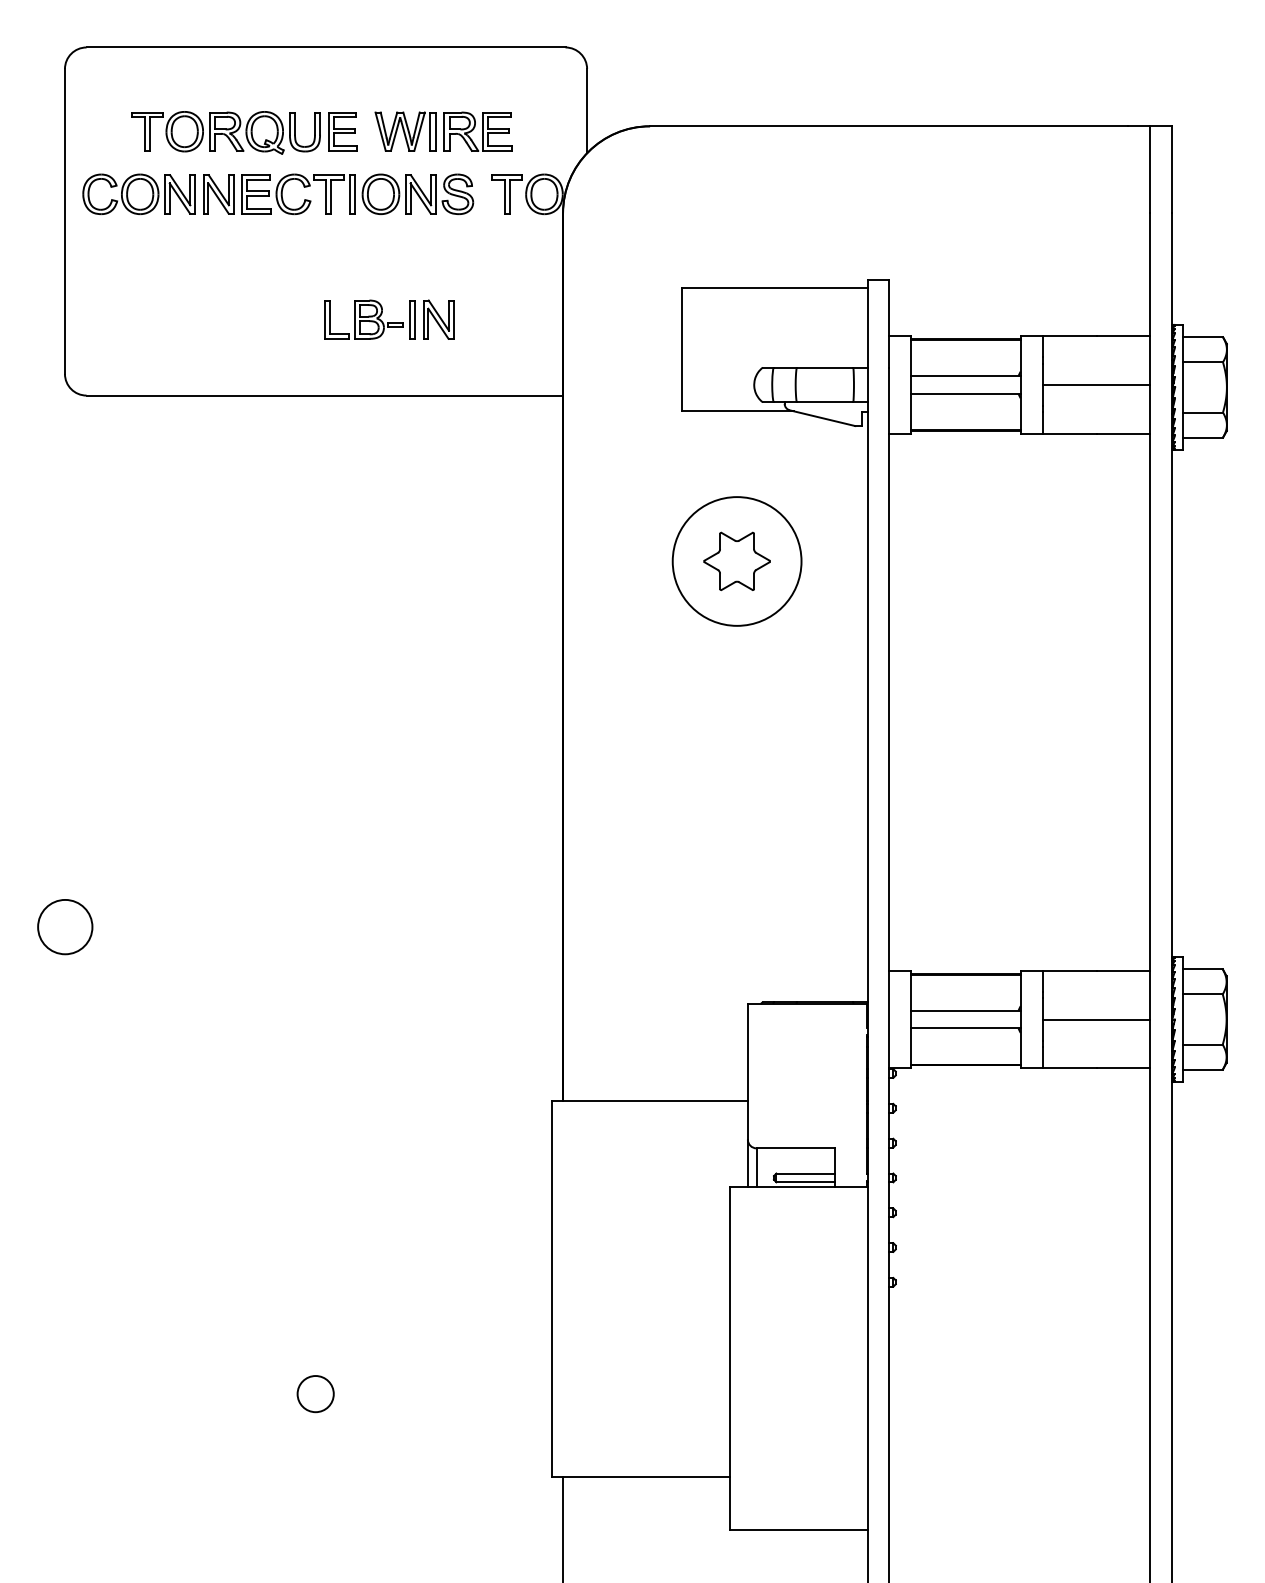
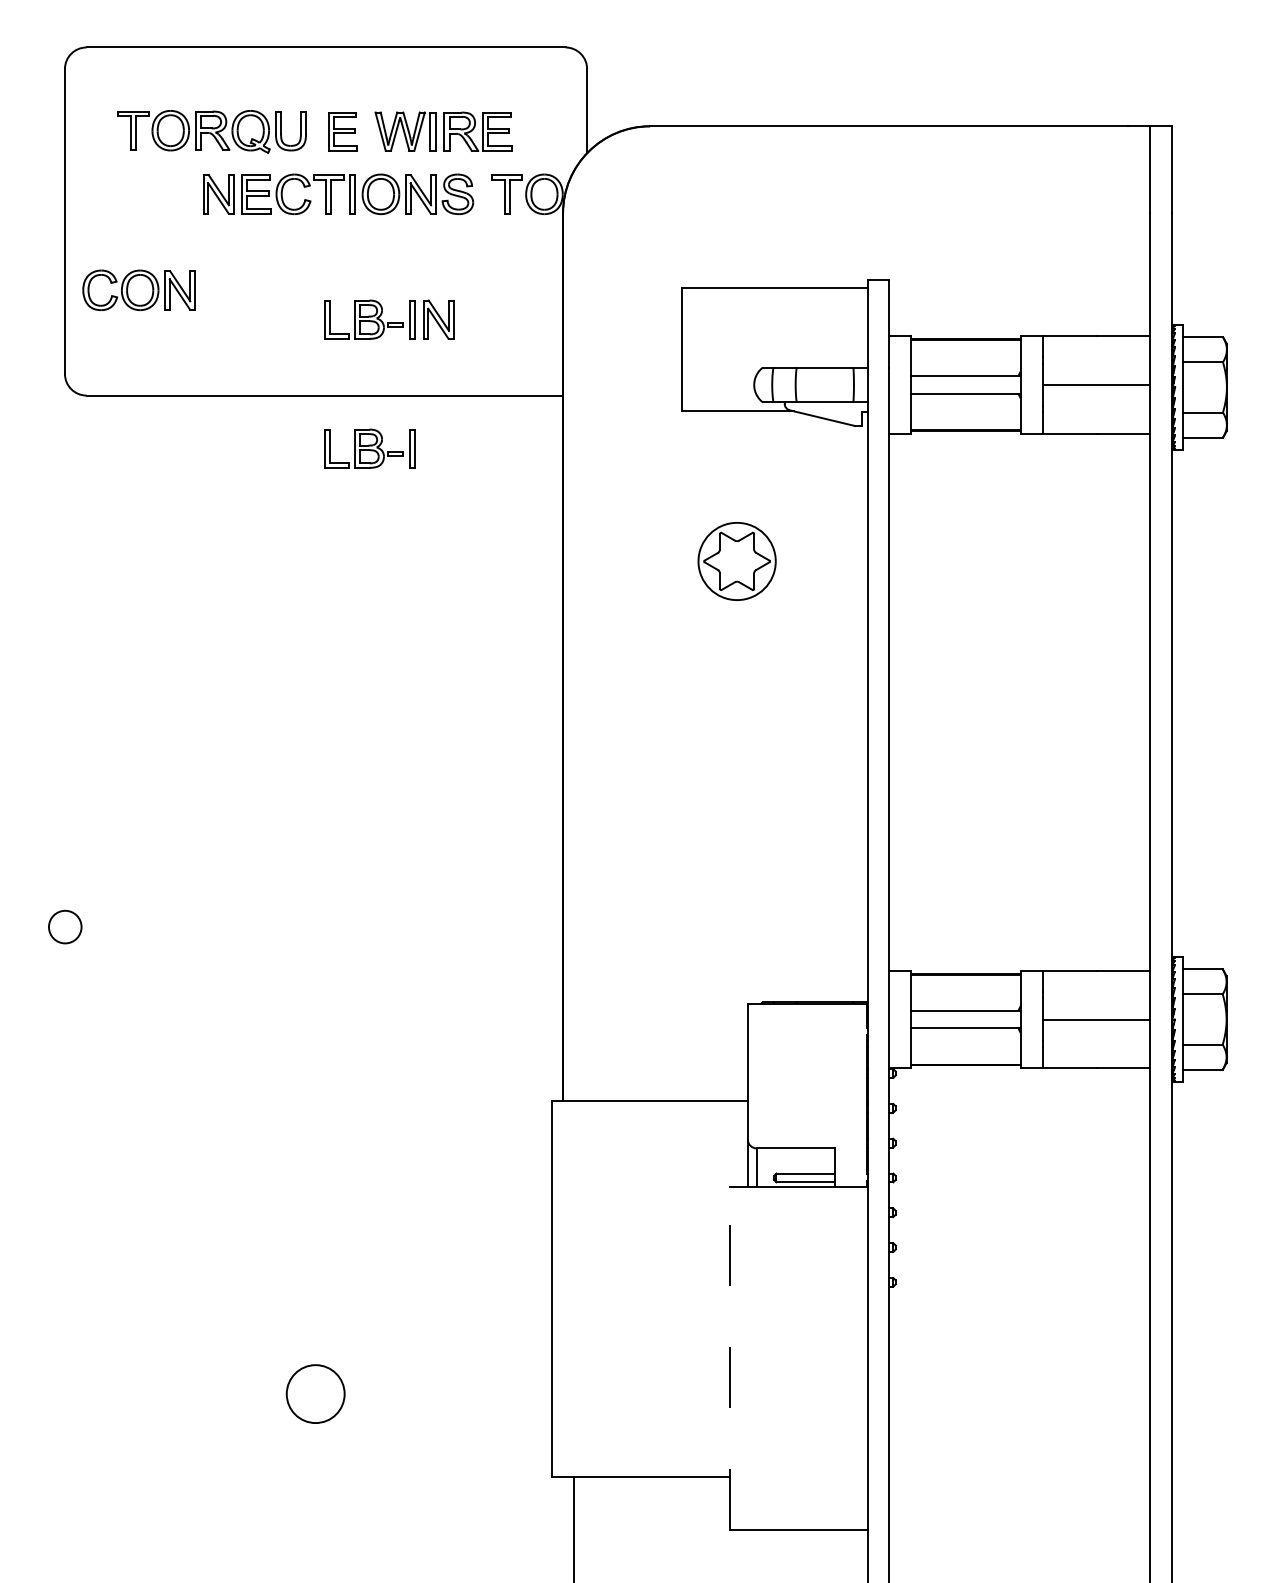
part position: (225, 132) -> (211, 131) (211, 131)
part position: (138, 193) -> (138, 289) (138, 289)
part: none -> present (369, 448)
circle diameter: 129 px -> 77 px (736, 561)
circle diameter: 54 px -> 33 px (64, 926)
line: solid -> dashed (730, 1357)
circle diameter: 36 px -> 58 px (315, 1394)
line position: (563, 1527) -> (574, 1527) (574, 1527)
